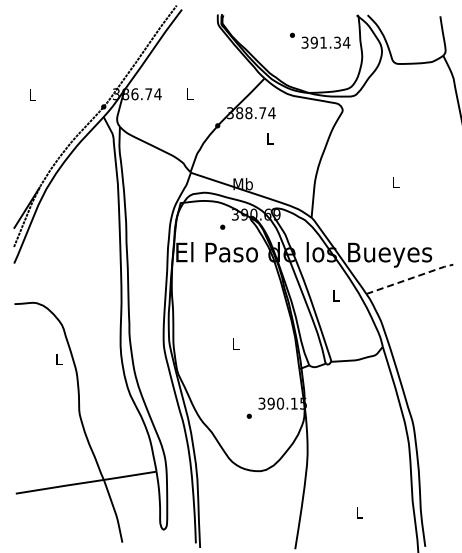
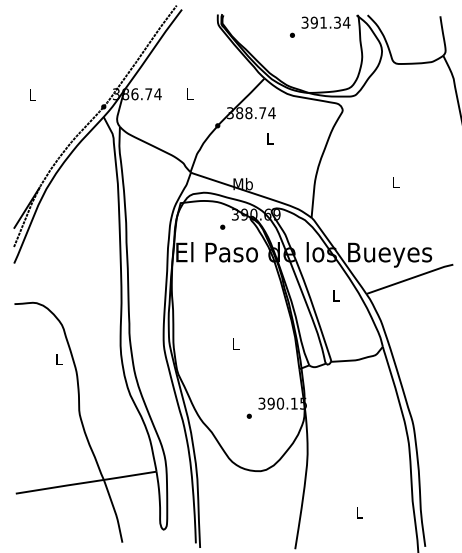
text position: (325, 42) -> (325, 22) (325, 22)
line: dashed -> solid (410, 278)
